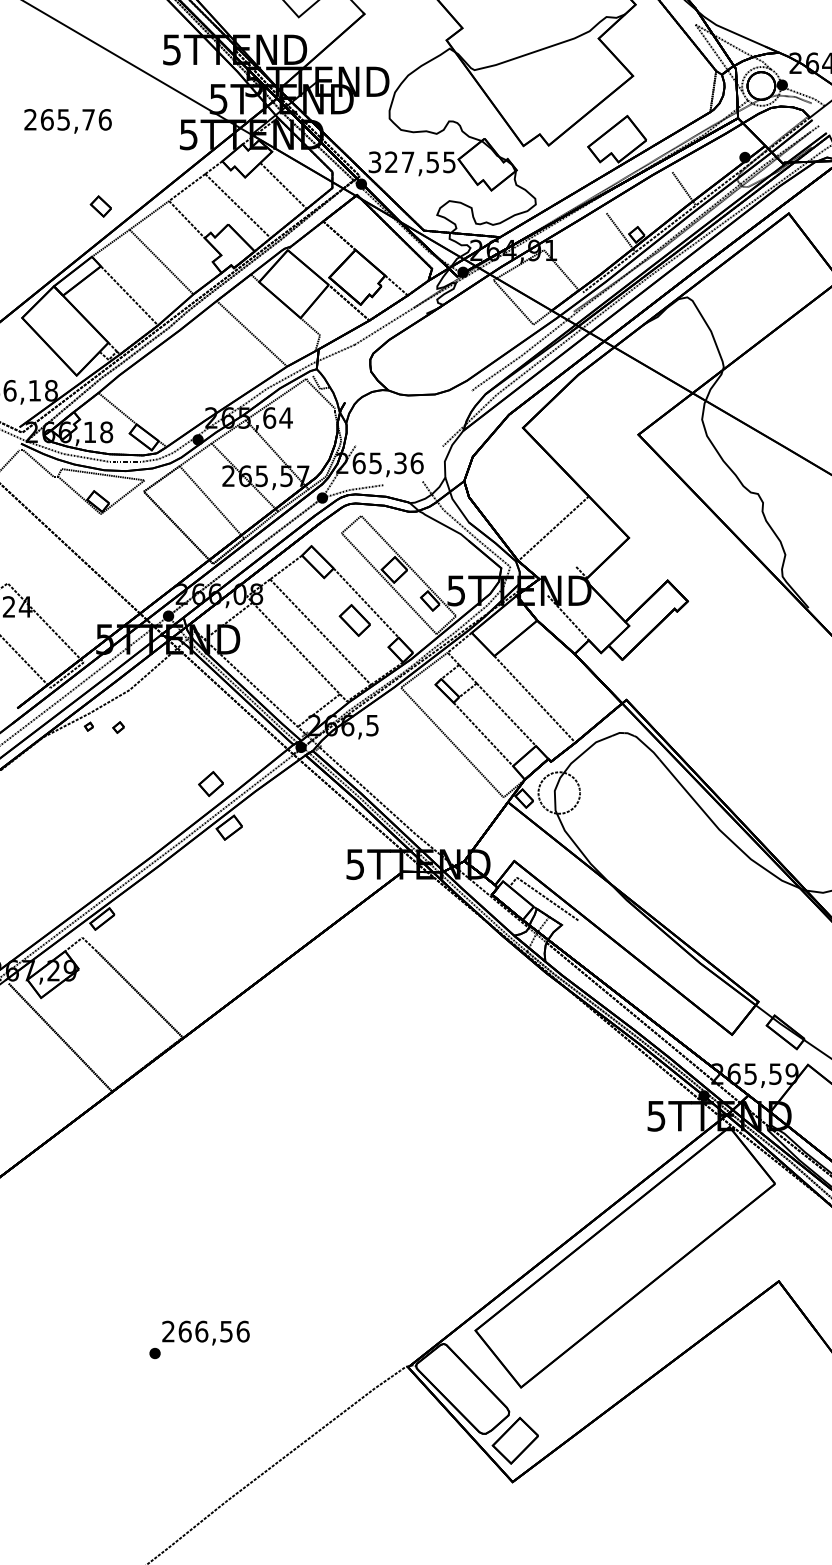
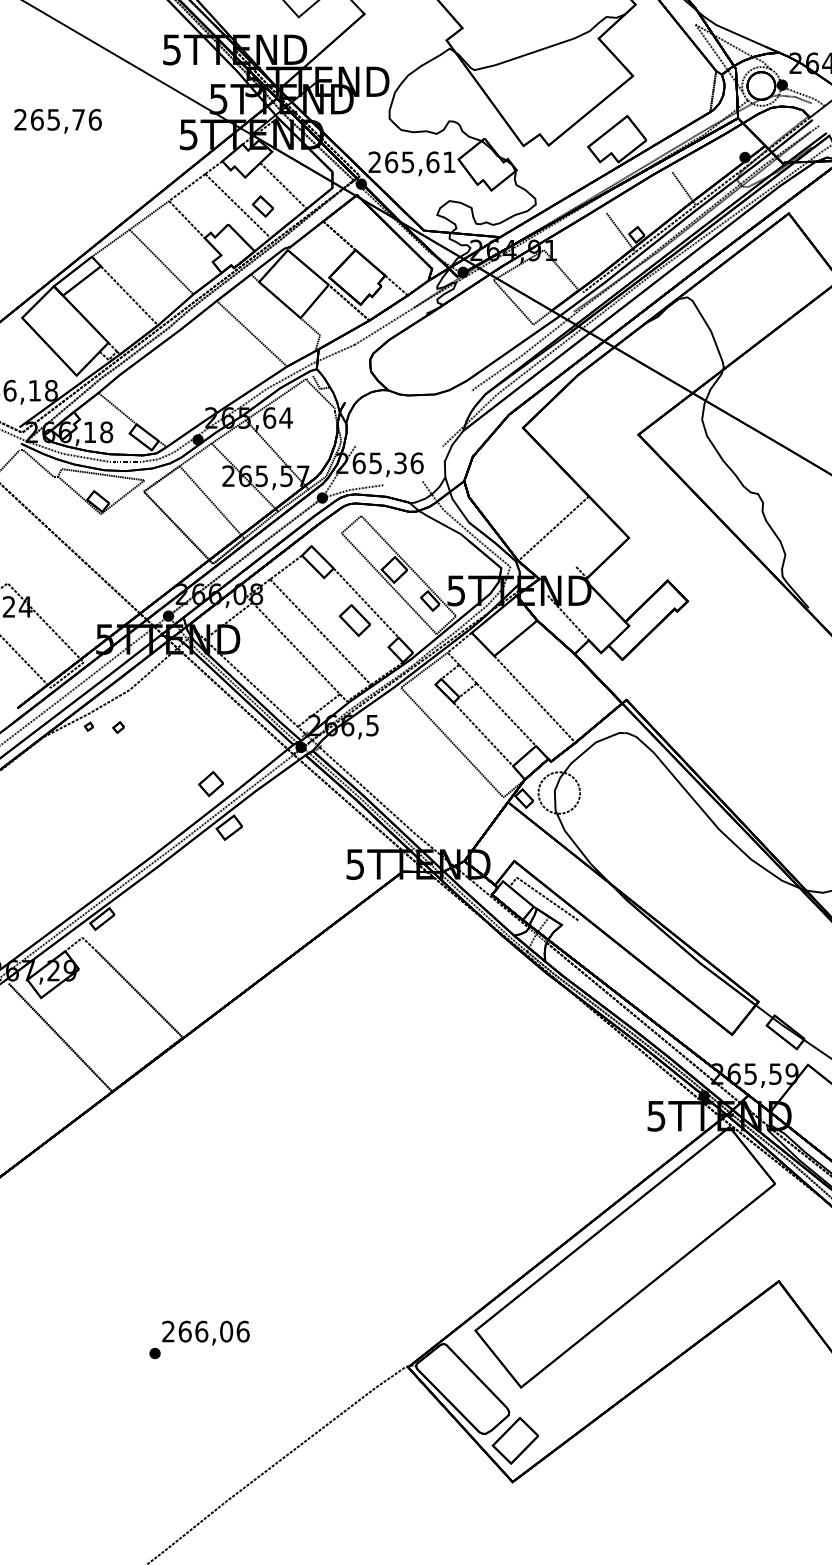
text position: (67, 121) -> (57, 121) (57, 121)
text: 327,55 -> 265,61 (411, 162)
part position: (100, 206) -> (262, 206) (262, 206)
text: 266,56 -> 266,06 (226, 1331)
